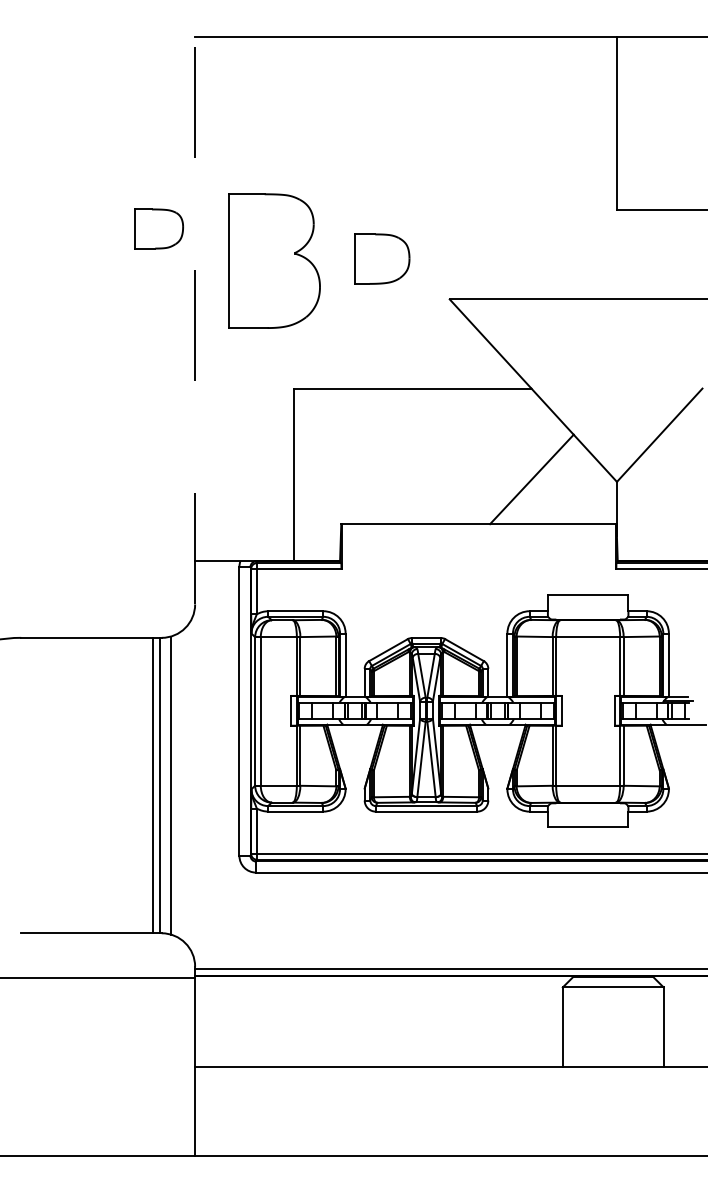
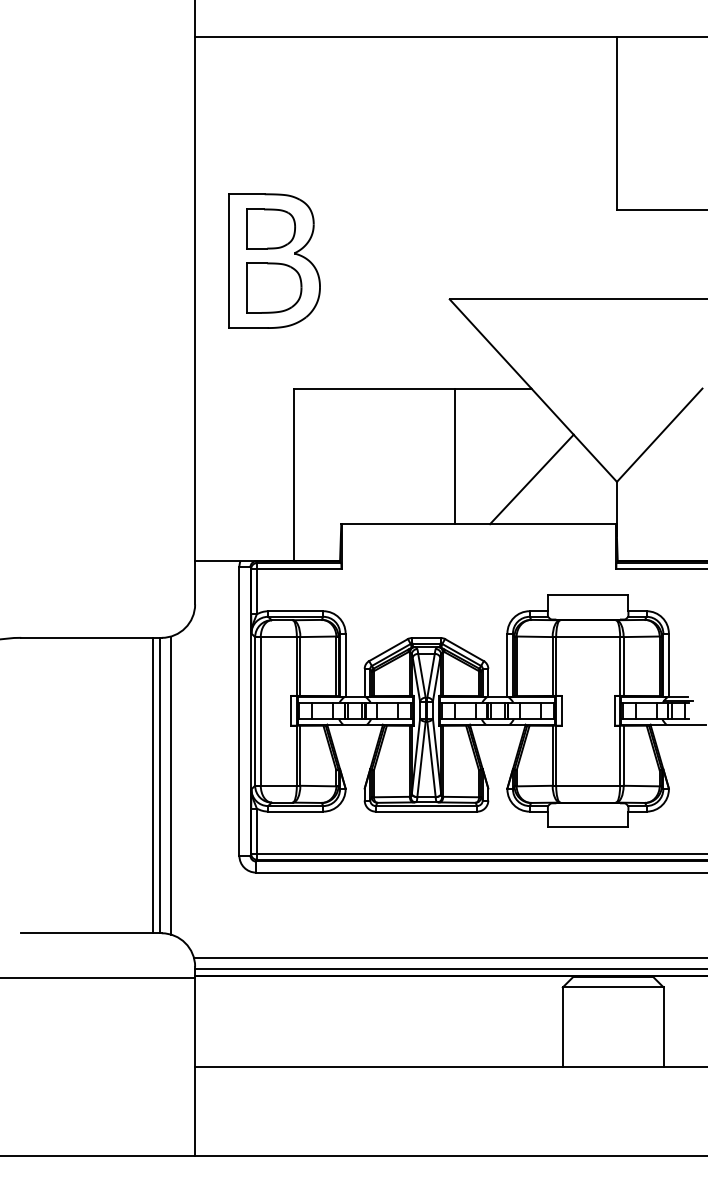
part position: (158, 228) -> (270, 228) (270, 228)
part position: (382, 258) -> (274, 287) (274, 287)
line: dashed -> solid (195, 302)
line: none -> present (455, 456)
line: none -> present (449, 958)
